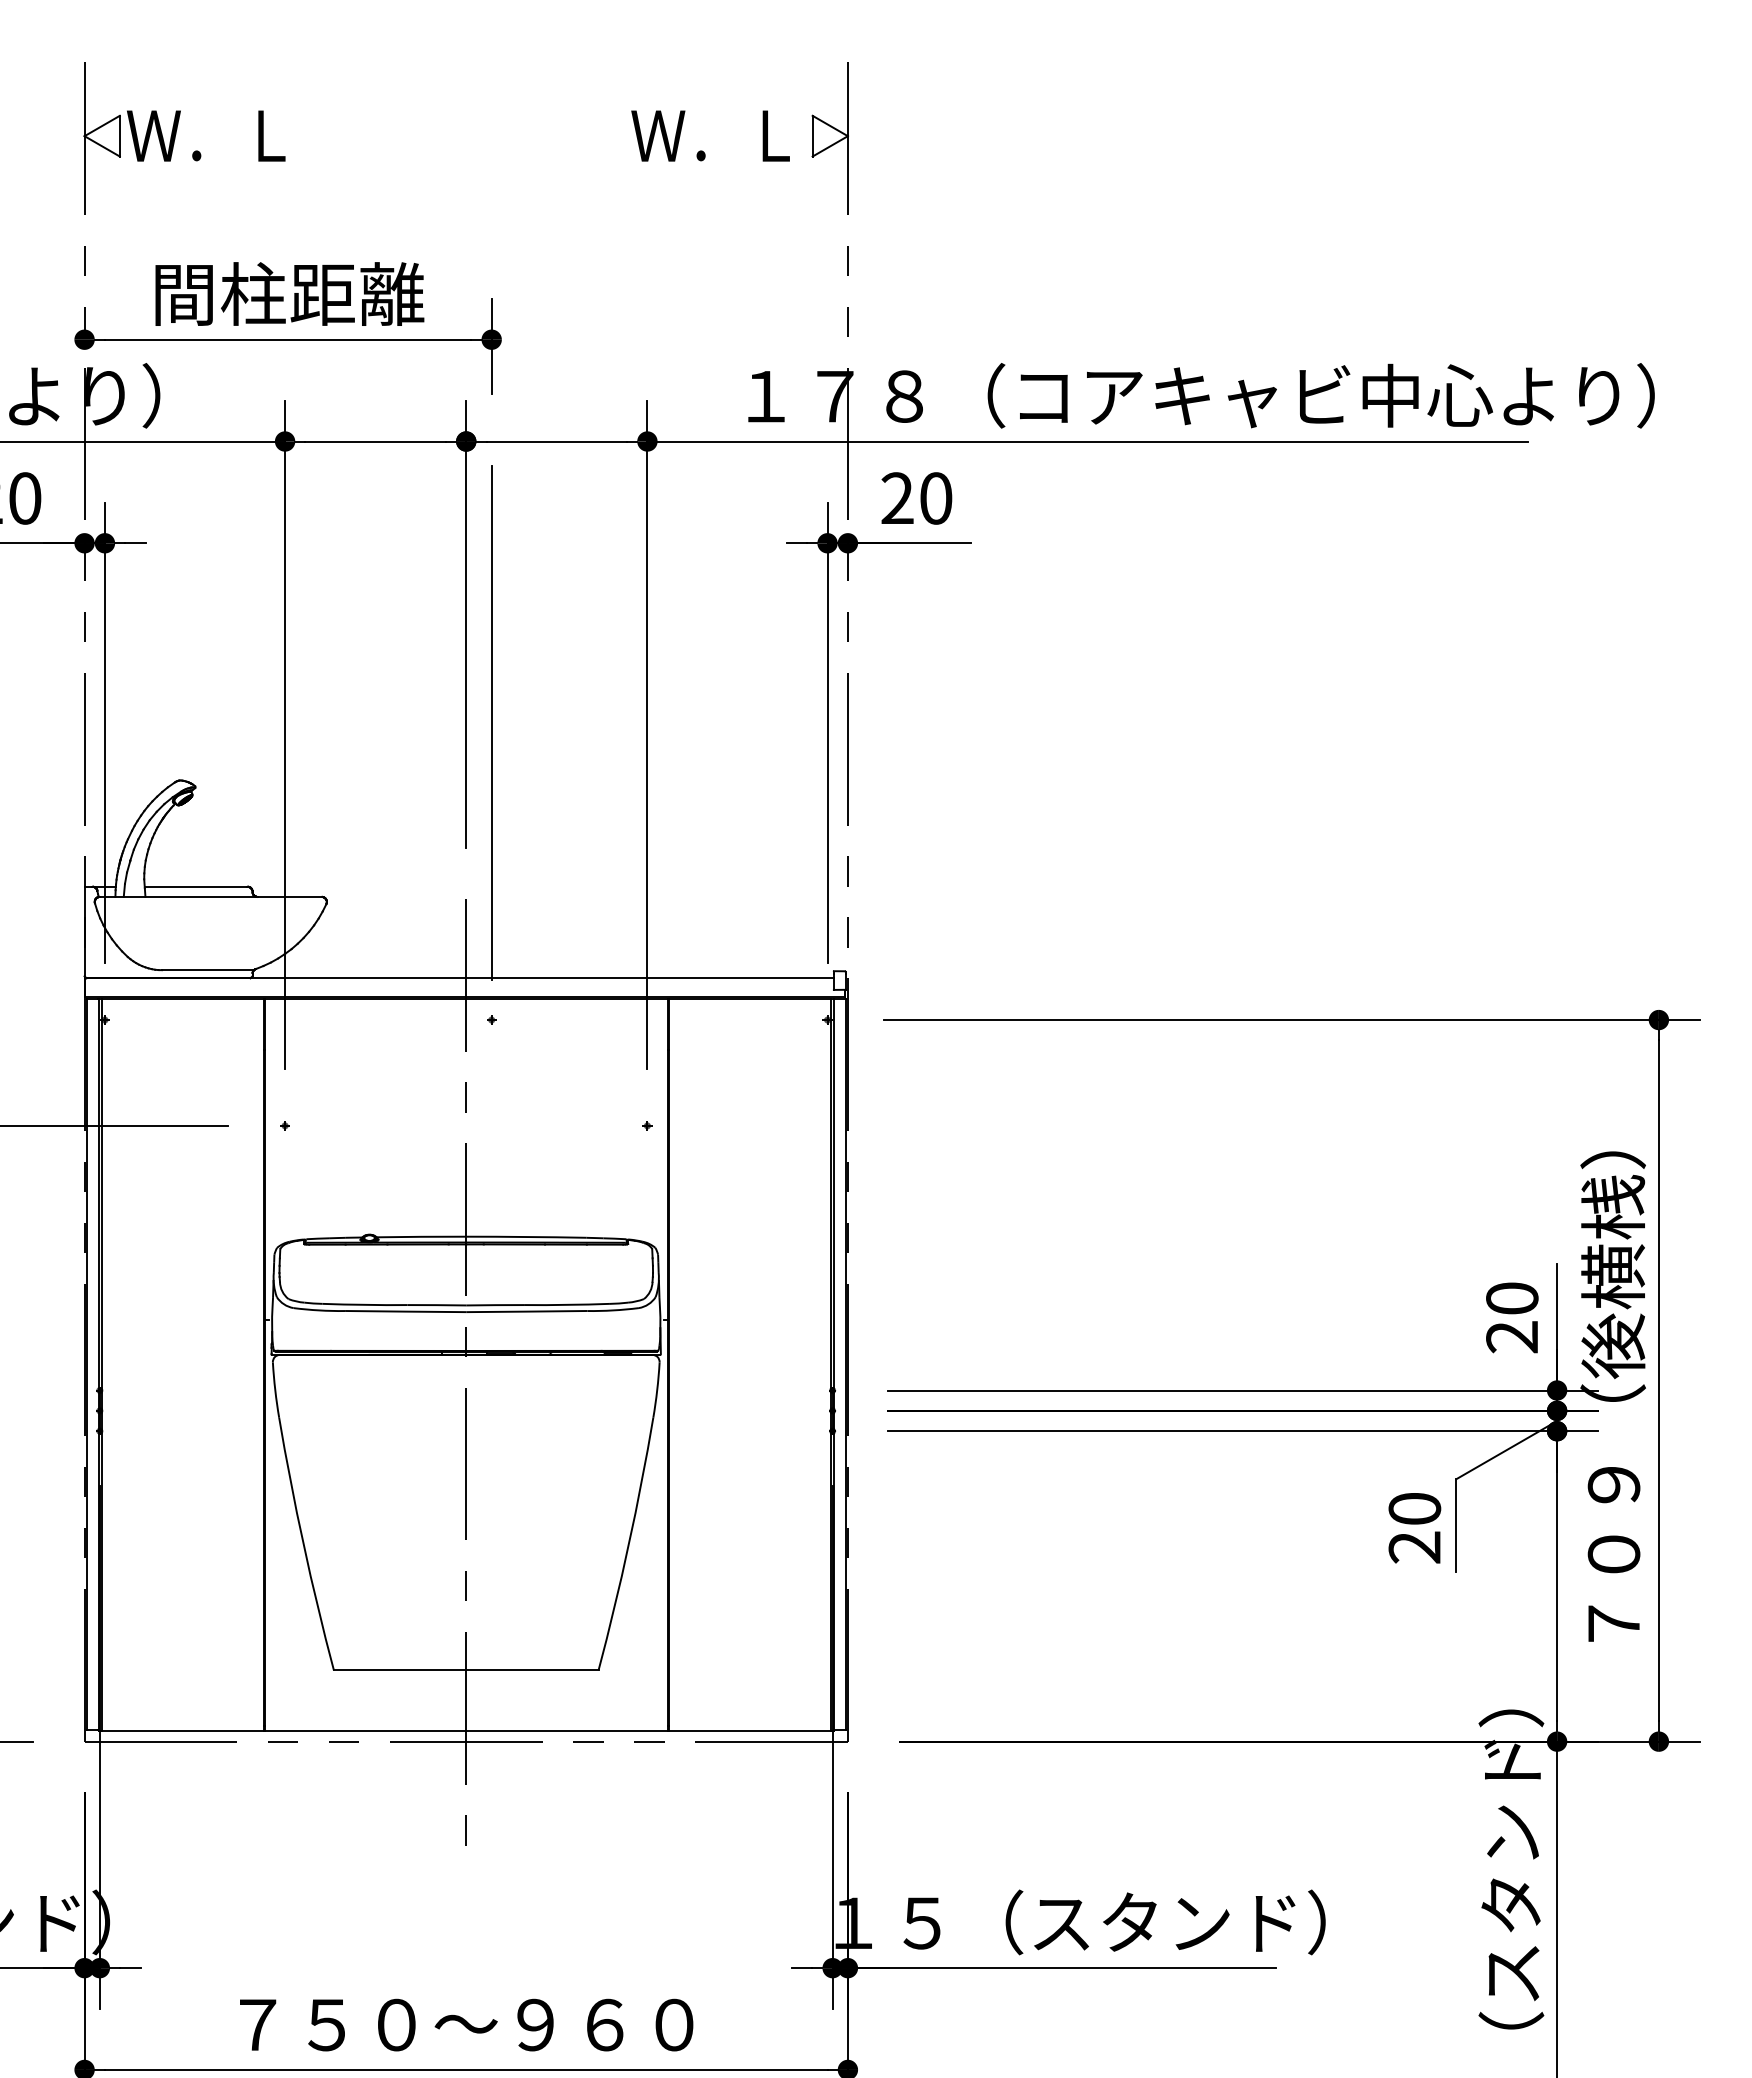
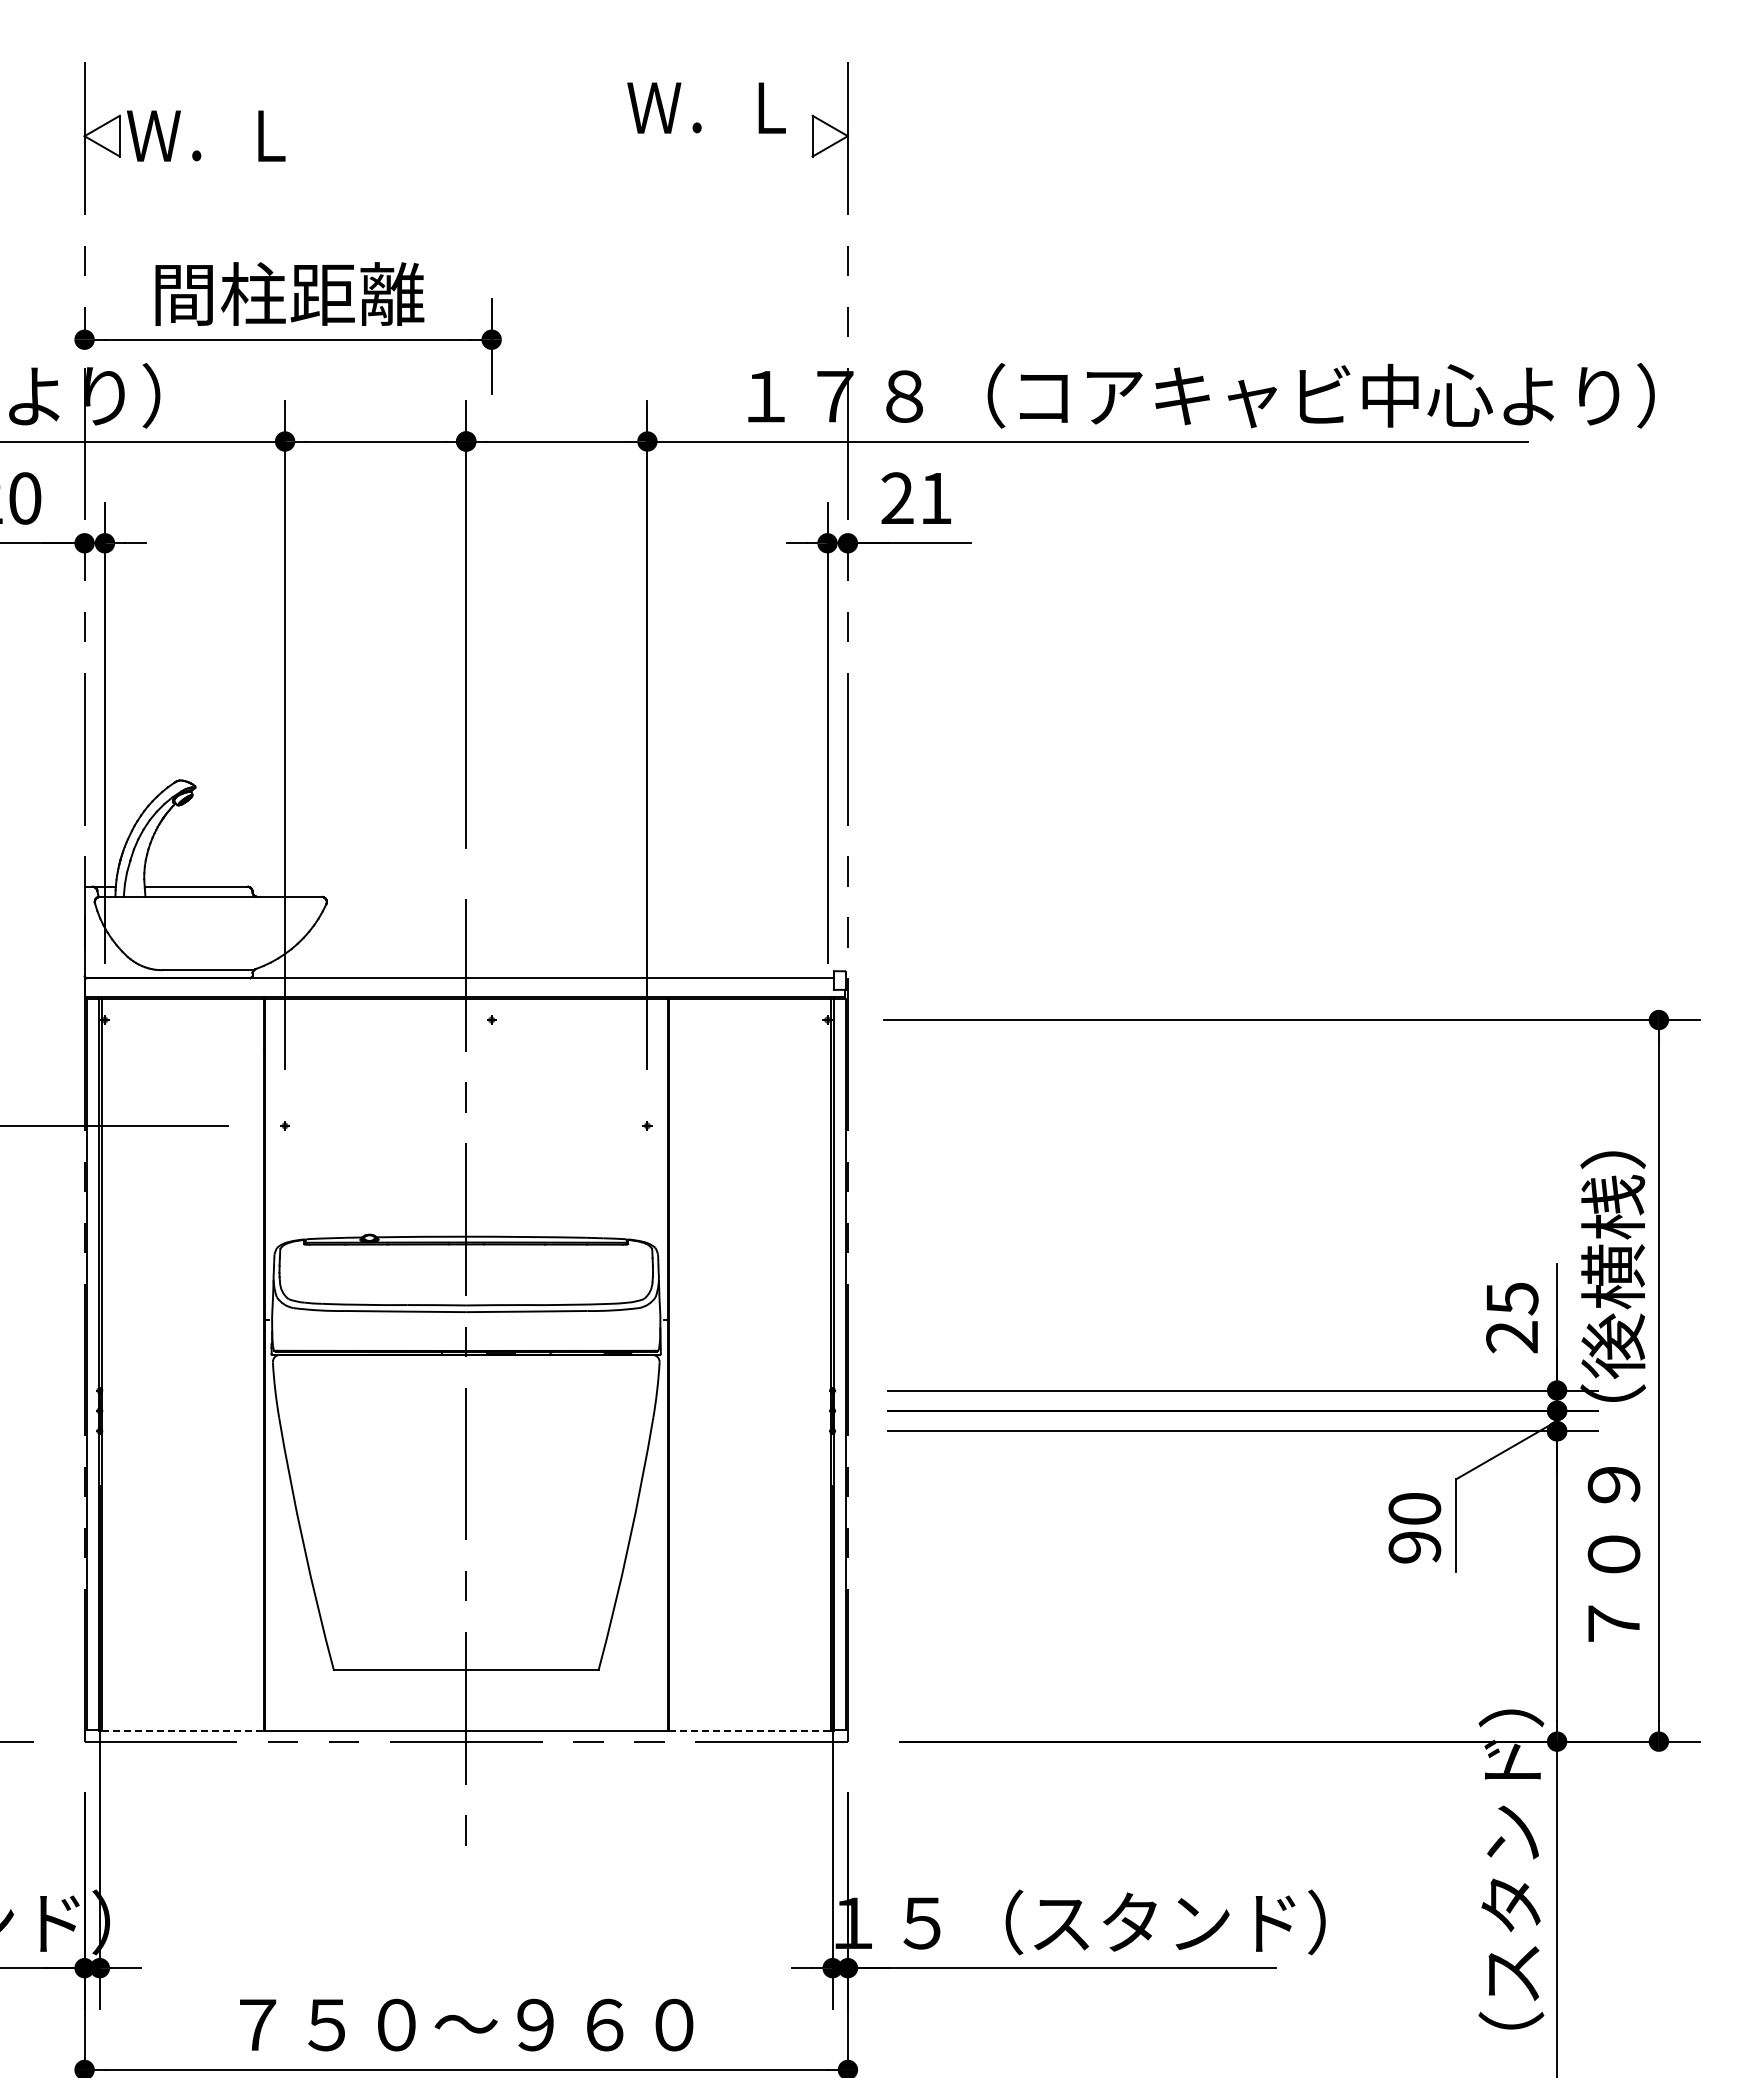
text position: (710, 135) -> (706, 107) (706, 107)
text: 20 -> 21 (936, 498)
line: present -> none (491, 722)
text: 20 -> 25 (1512, 1298)
text: 20 -> 90 (1414, 1547)
line: solid -> dashed (182, 1731)
line: solid -> dashed (749, 1731)
